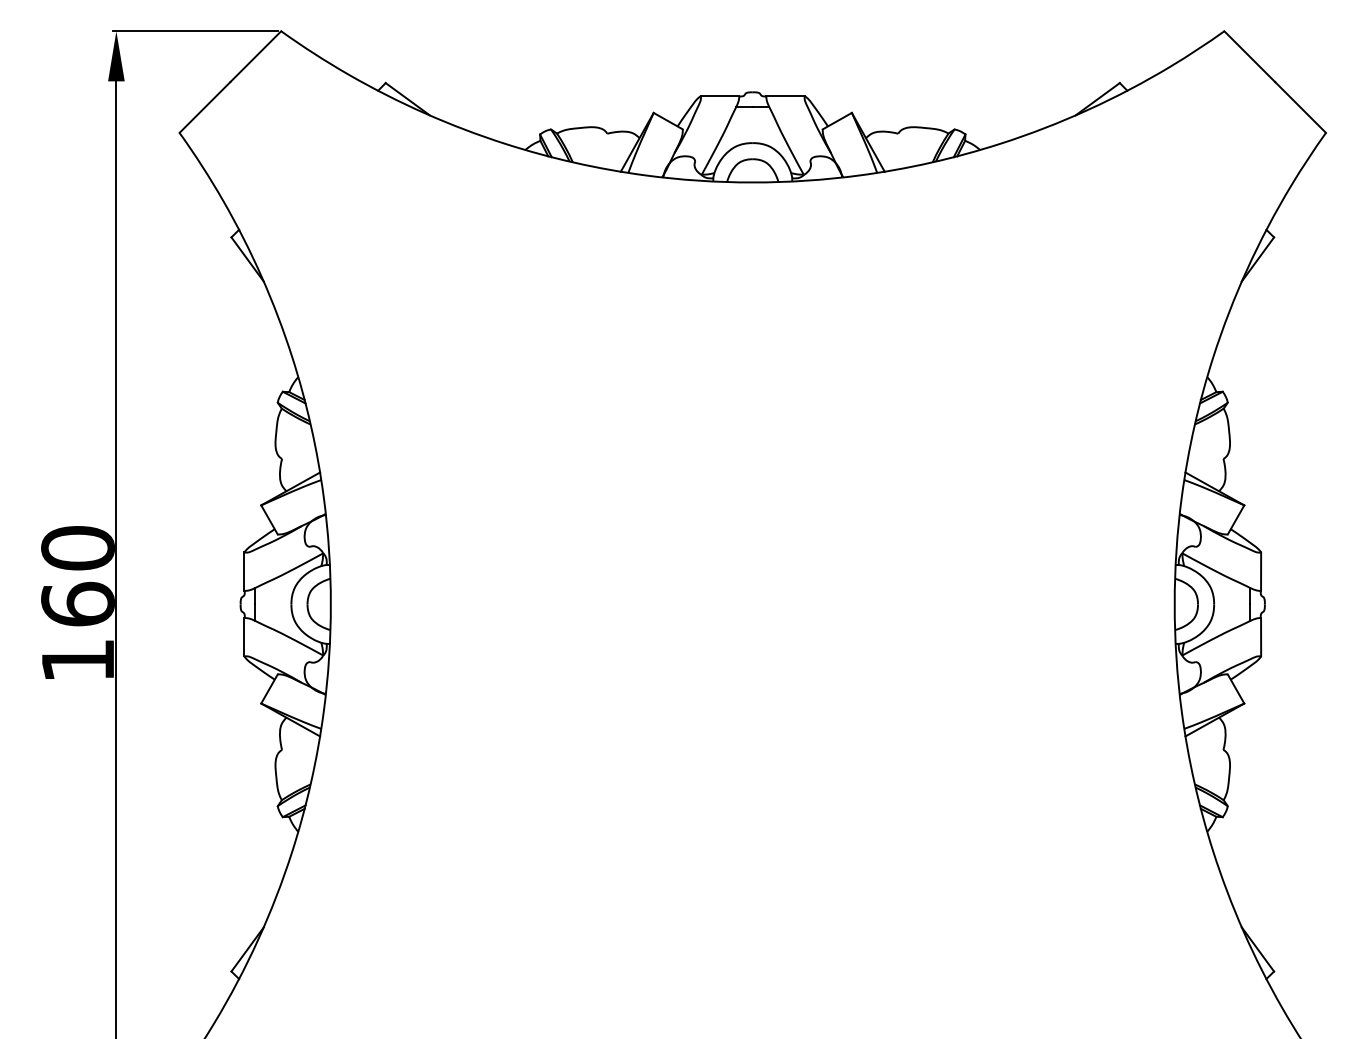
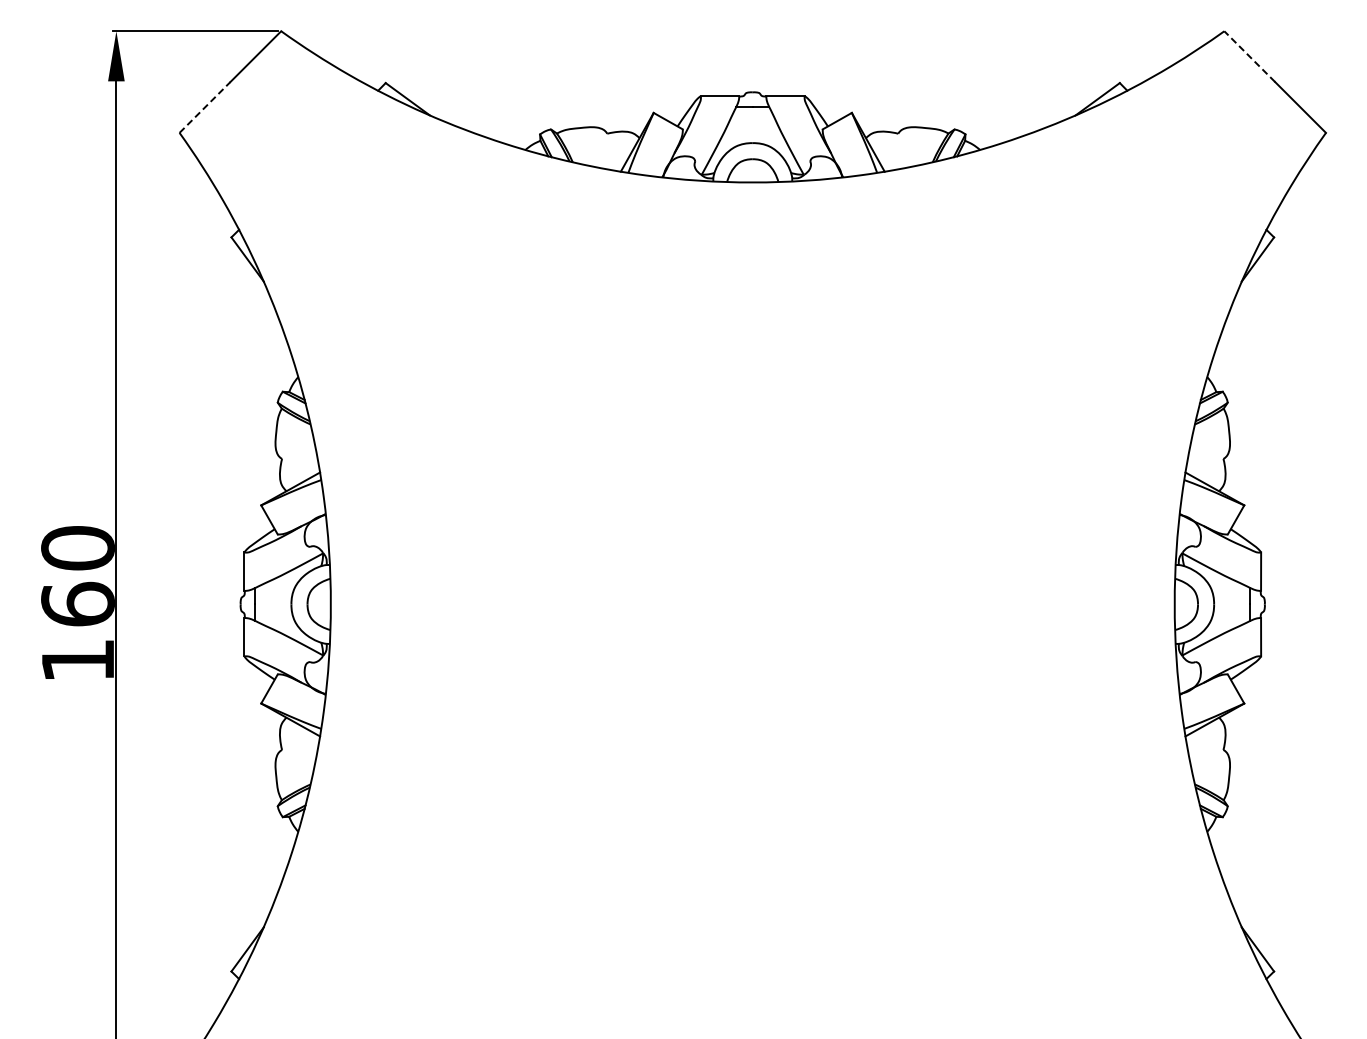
line: solid -> dashed (1249, 56)
line: solid -> dashed (204, 107)
